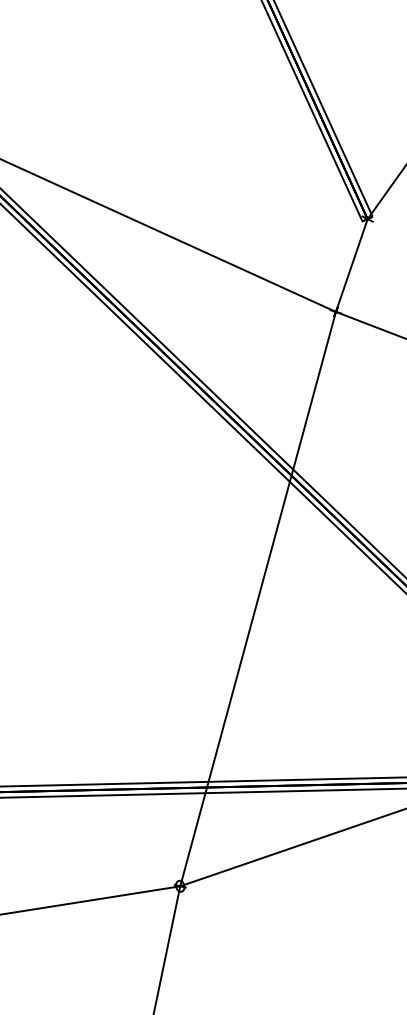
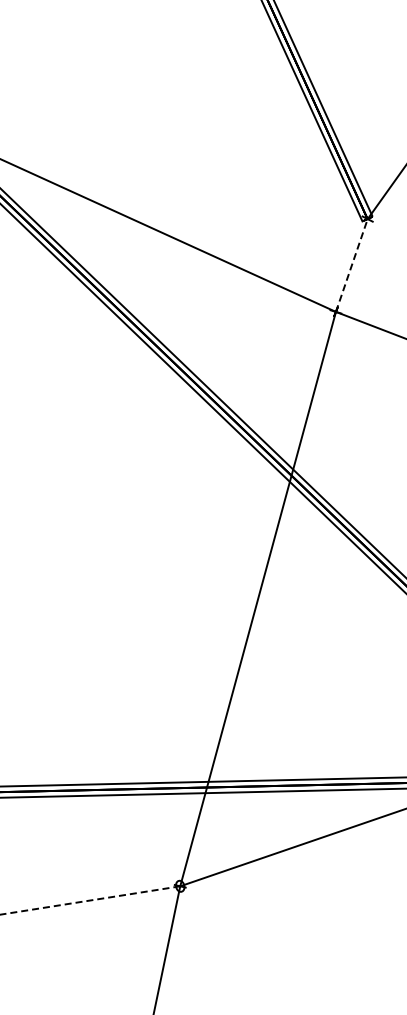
line: solid -> dashed (351, 265)
line: solid -> dashed (90, 900)
